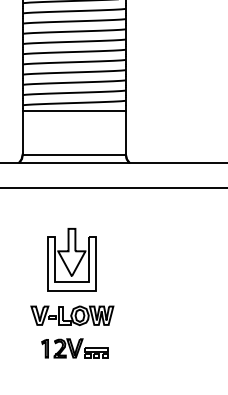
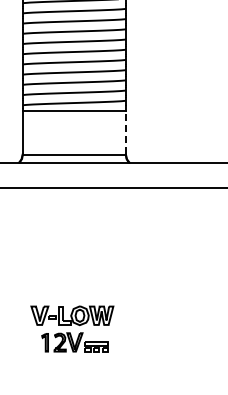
line: solid -> dashed (125, 132)
part: present -> none (71, 259)
part position: (74, 348) -> (74, 342) (74, 342)
